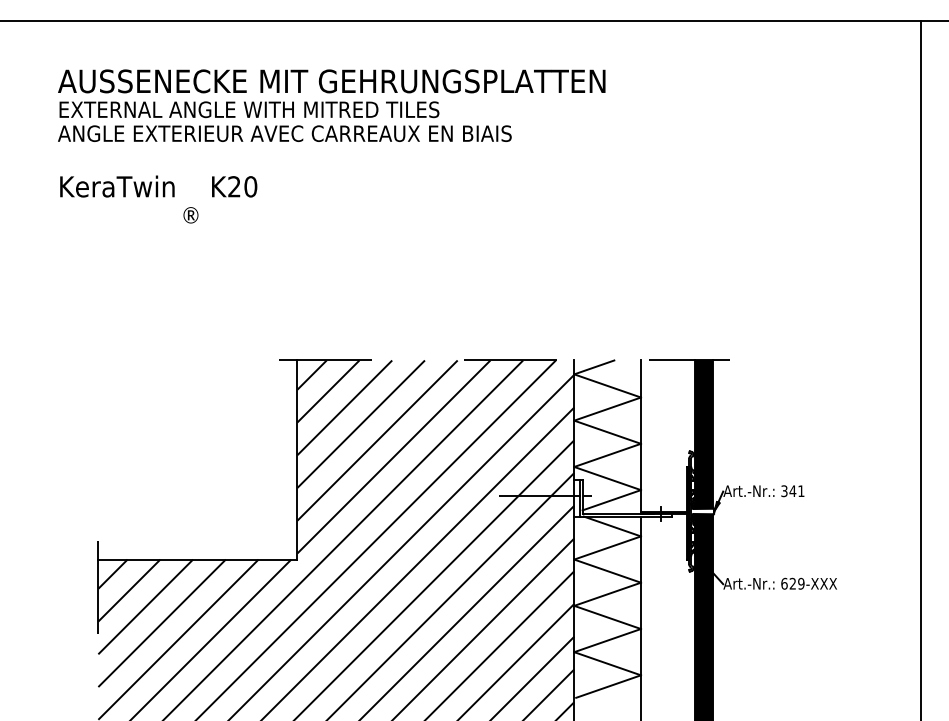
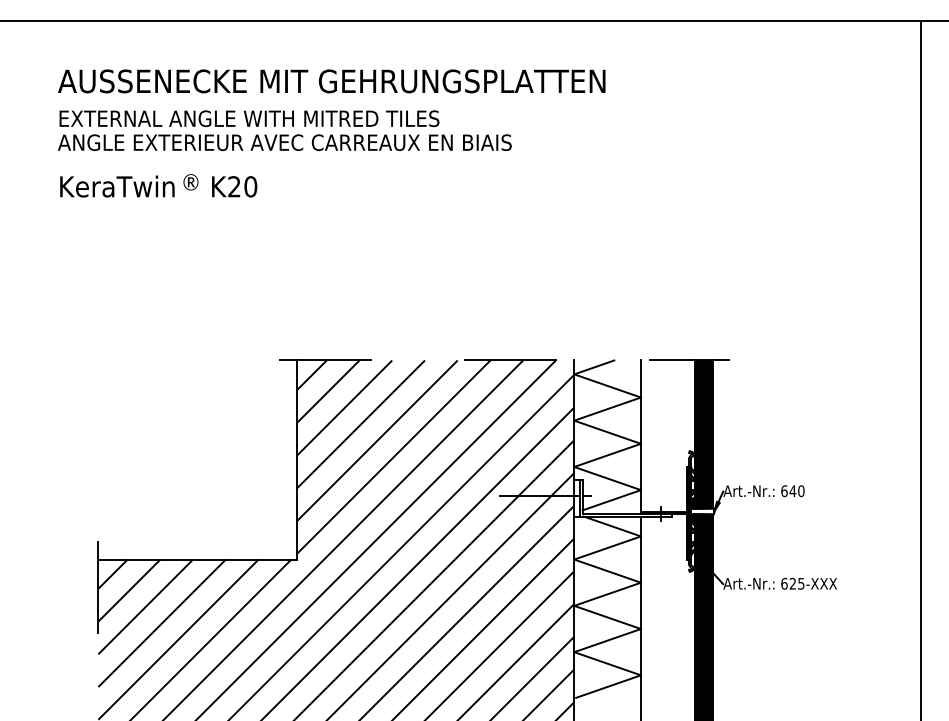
text position: (284, 121) -> (284, 130) (284, 130)
text position: (190, 215) -> (190, 182) (190, 182)
text: 341 -> 640 (792, 491)
text: 629-XXX -> 625-XXX (801, 583)
